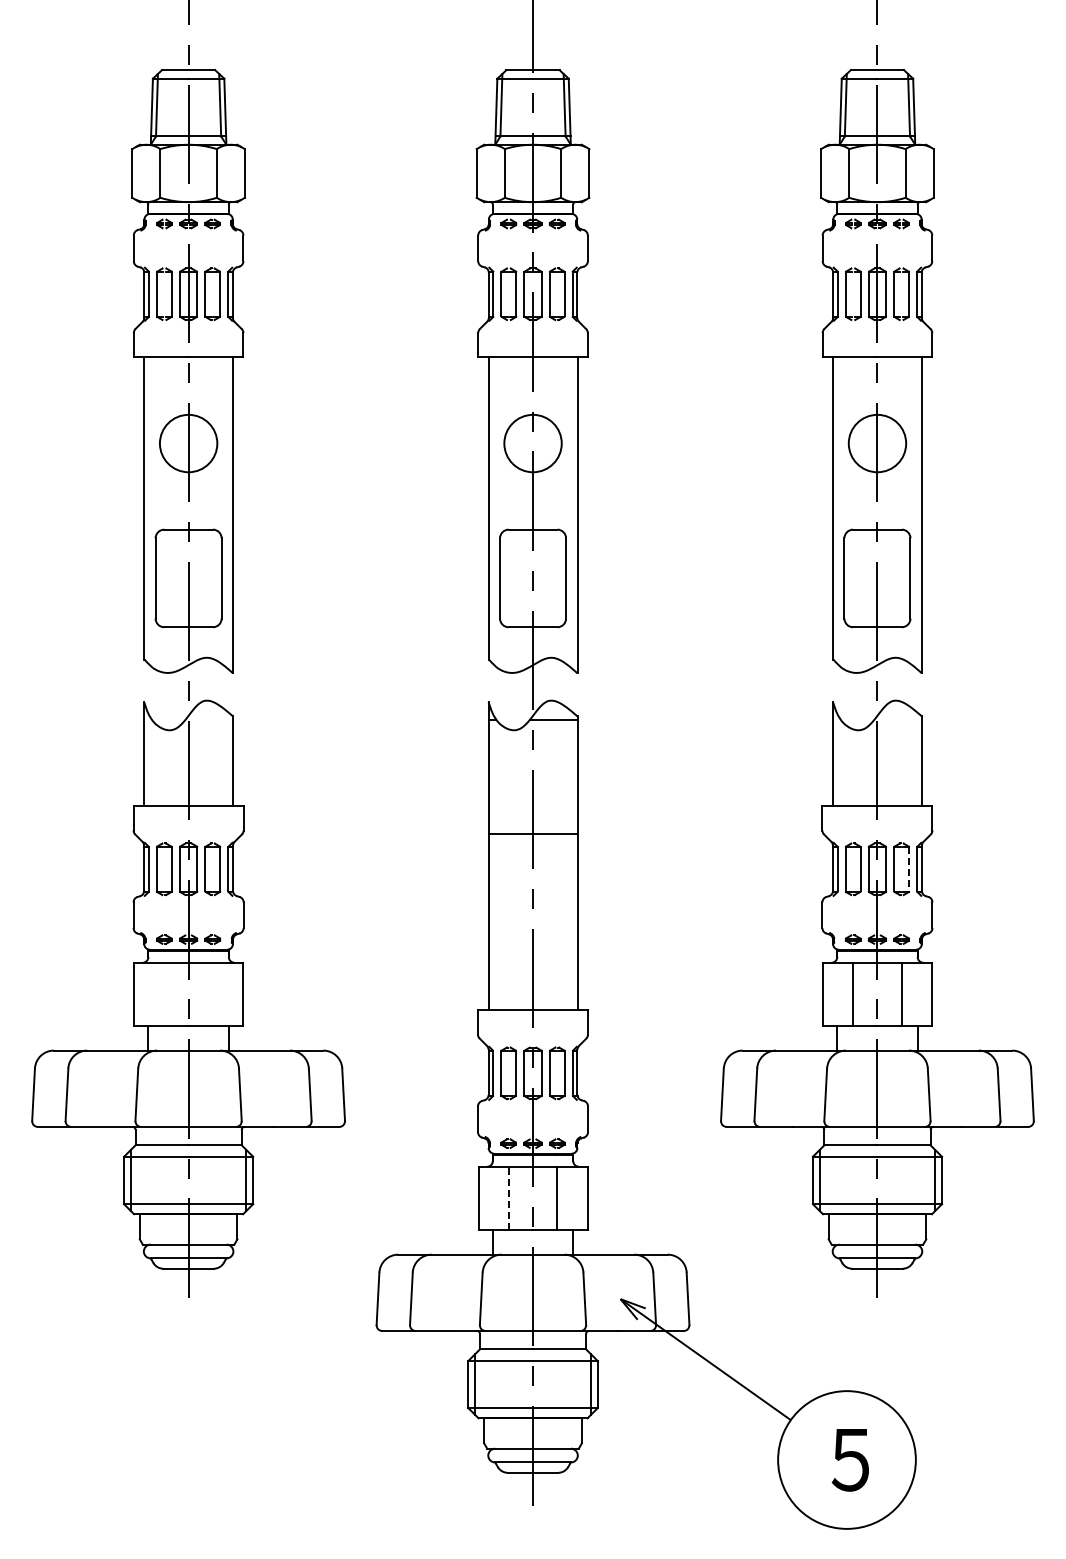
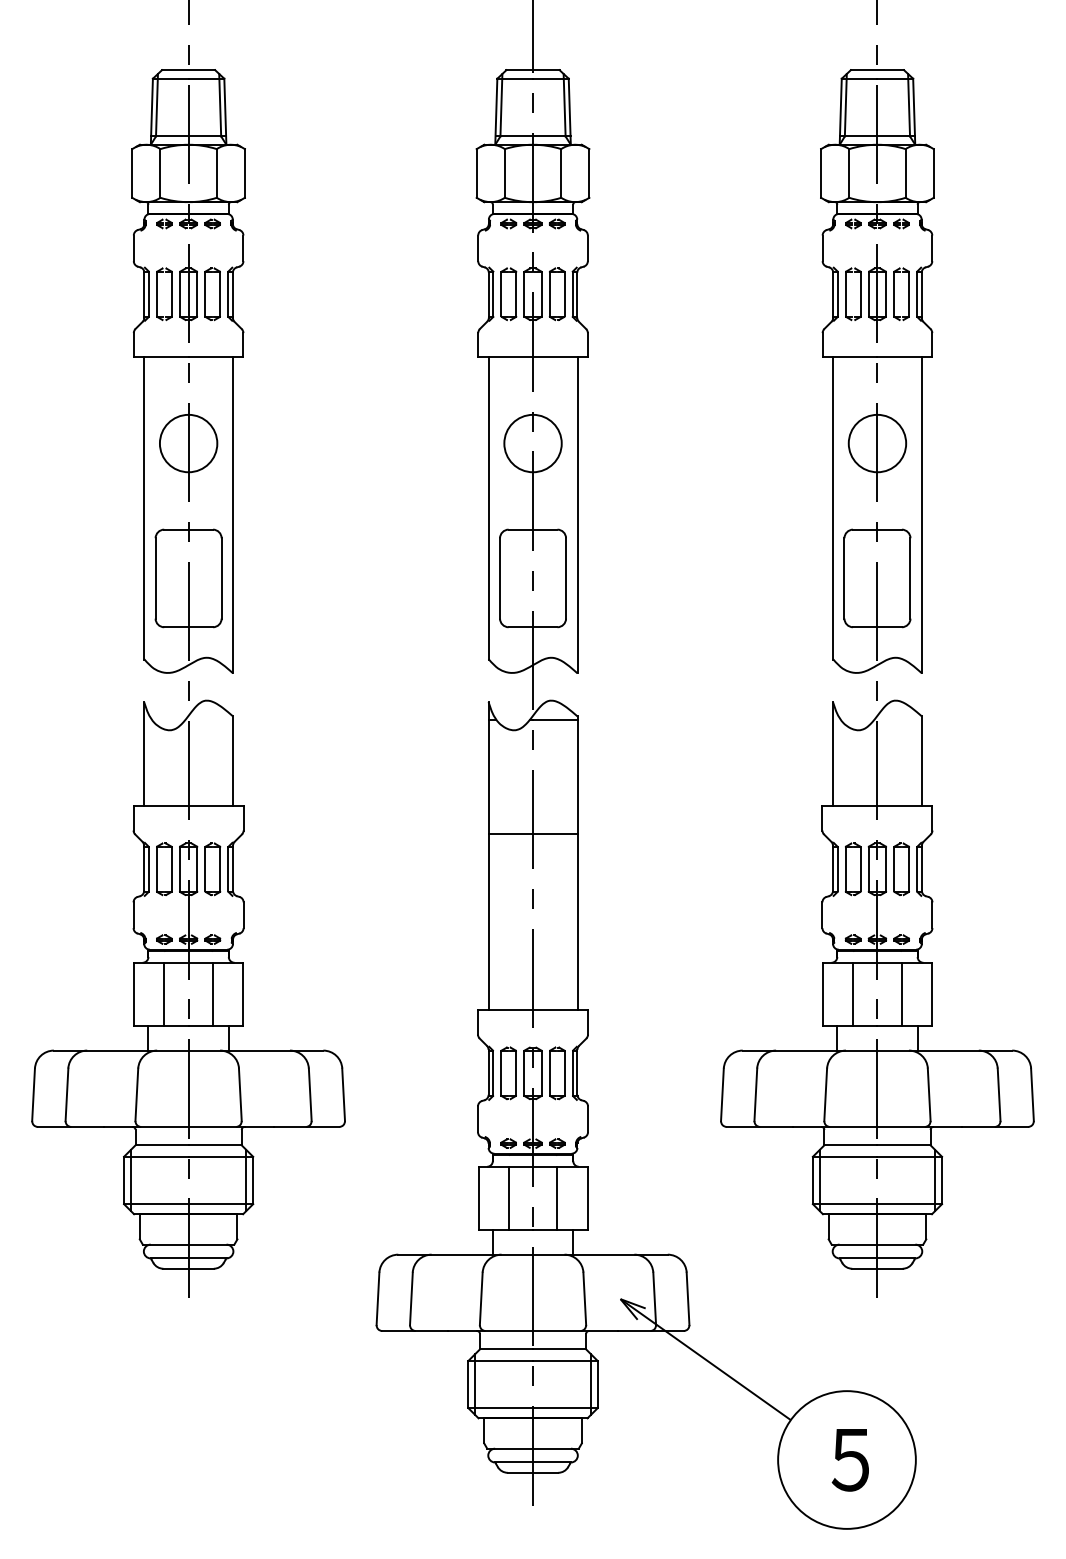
line: dashed -> solid (909, 869)
line: none -> present (164, 993)
line: none -> present (212, 993)
line: dashed -> solid (508, 1198)
